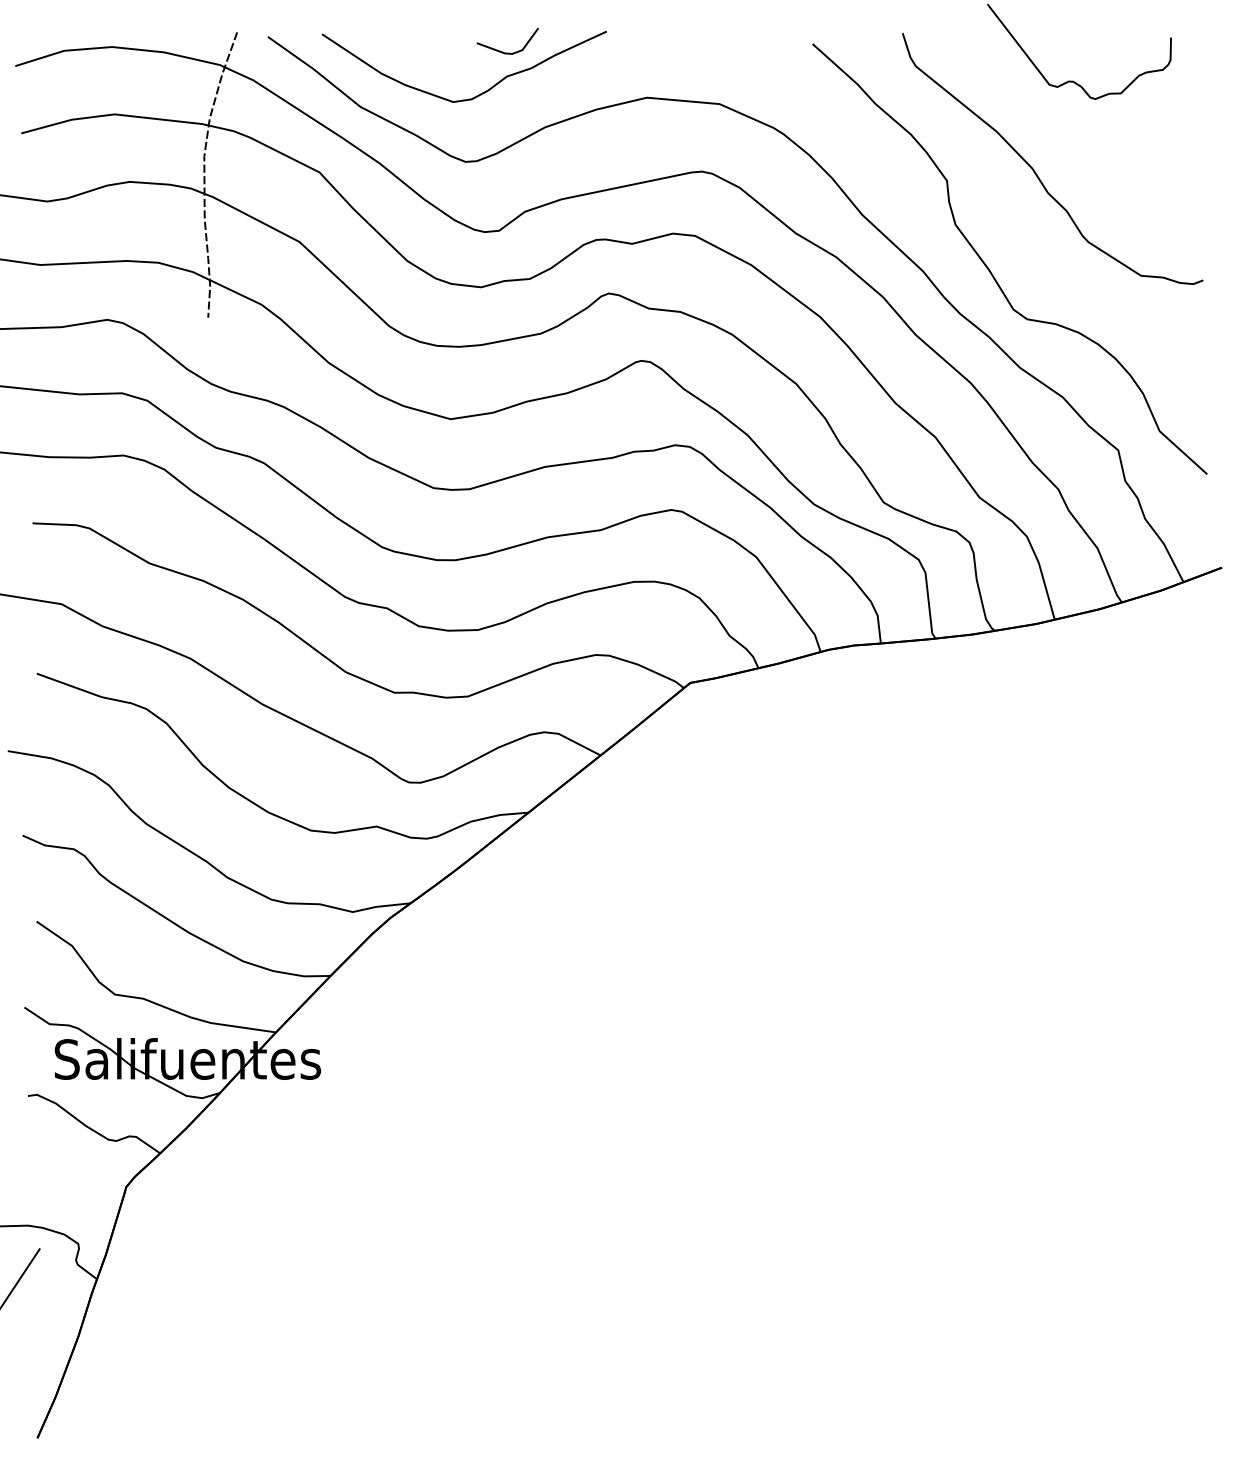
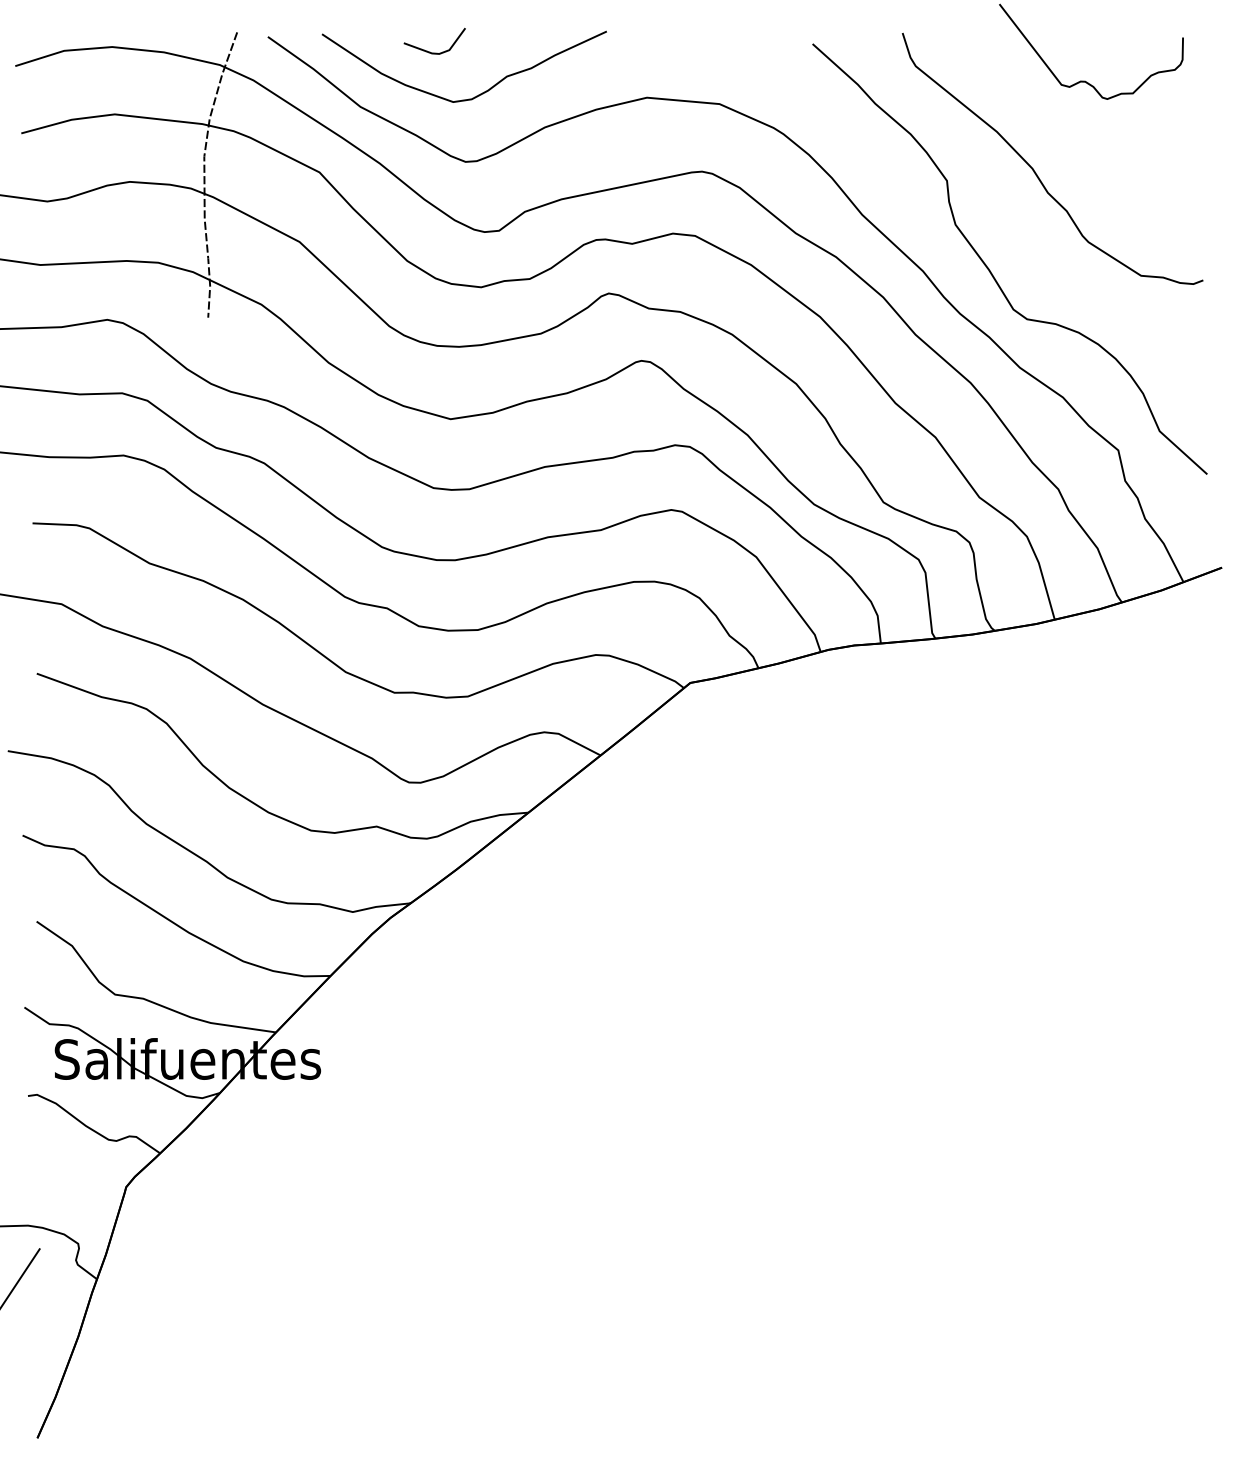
line position: (503, 51) -> (430, 51) (430, 51)
curve position: (1073, 80) -> (1085, 80) (1085, 80)
